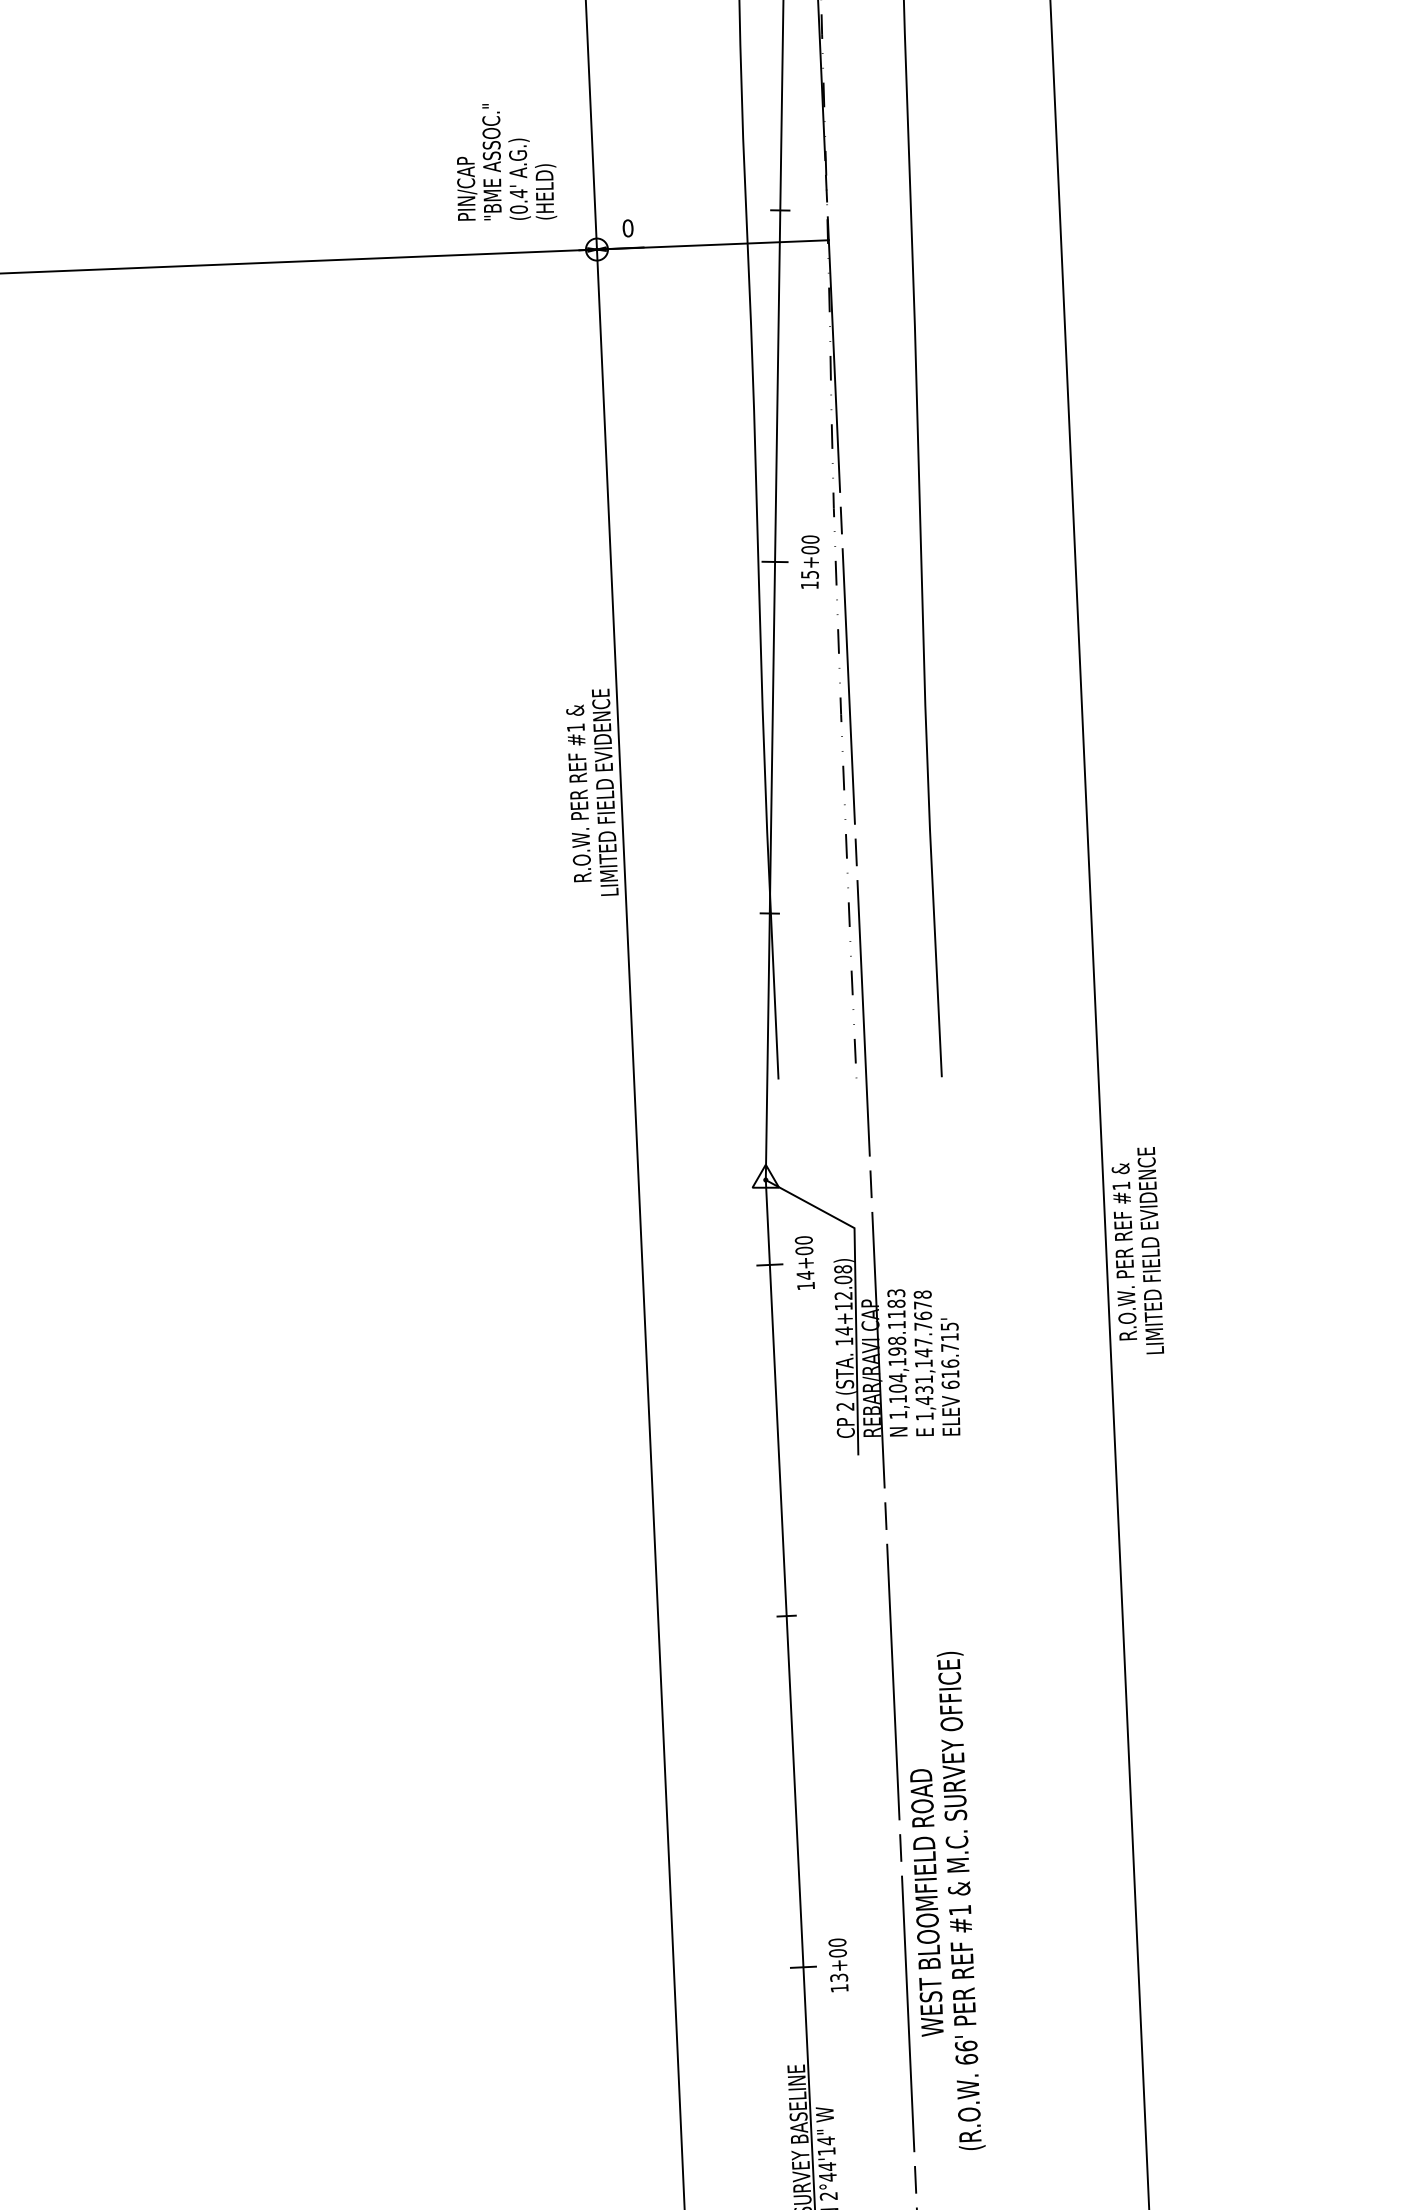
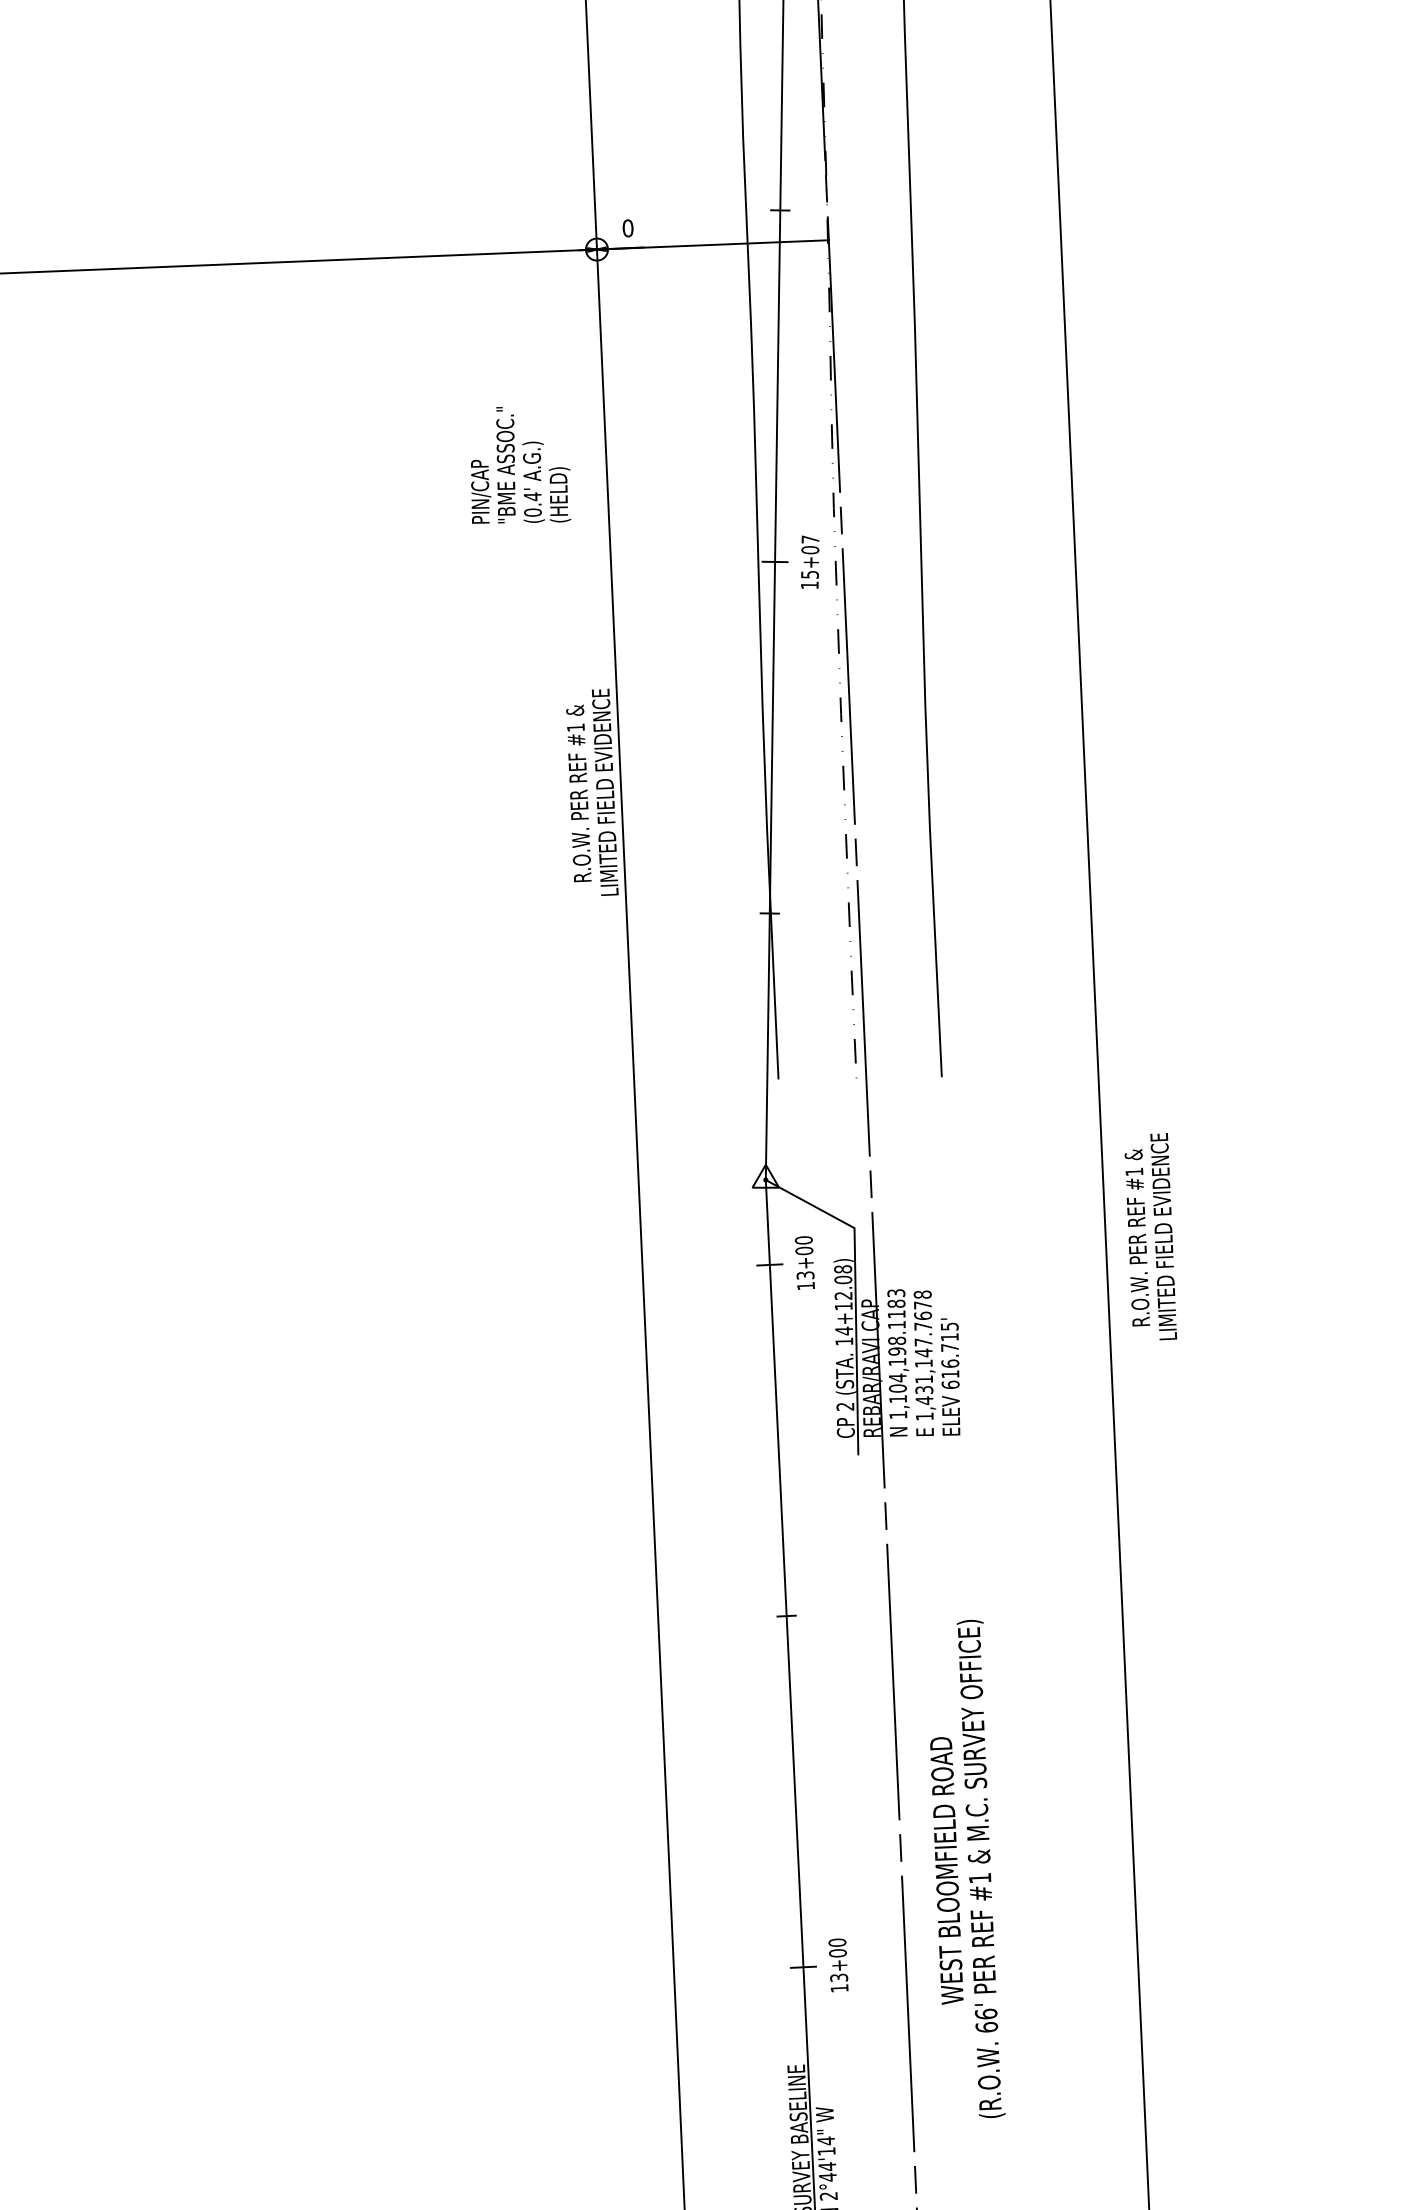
text position: (507, 162) -> (521, 465) (521, 465)
text: 15+00 -> 15+07 (810, 539)
text position: (1137, 1250) -> (1150, 1236) (1150, 1236)
text: 14+00 -> 13+00 (805, 1275)
text position: (947, 1900) -> (967, 1868) (967, 1868)
